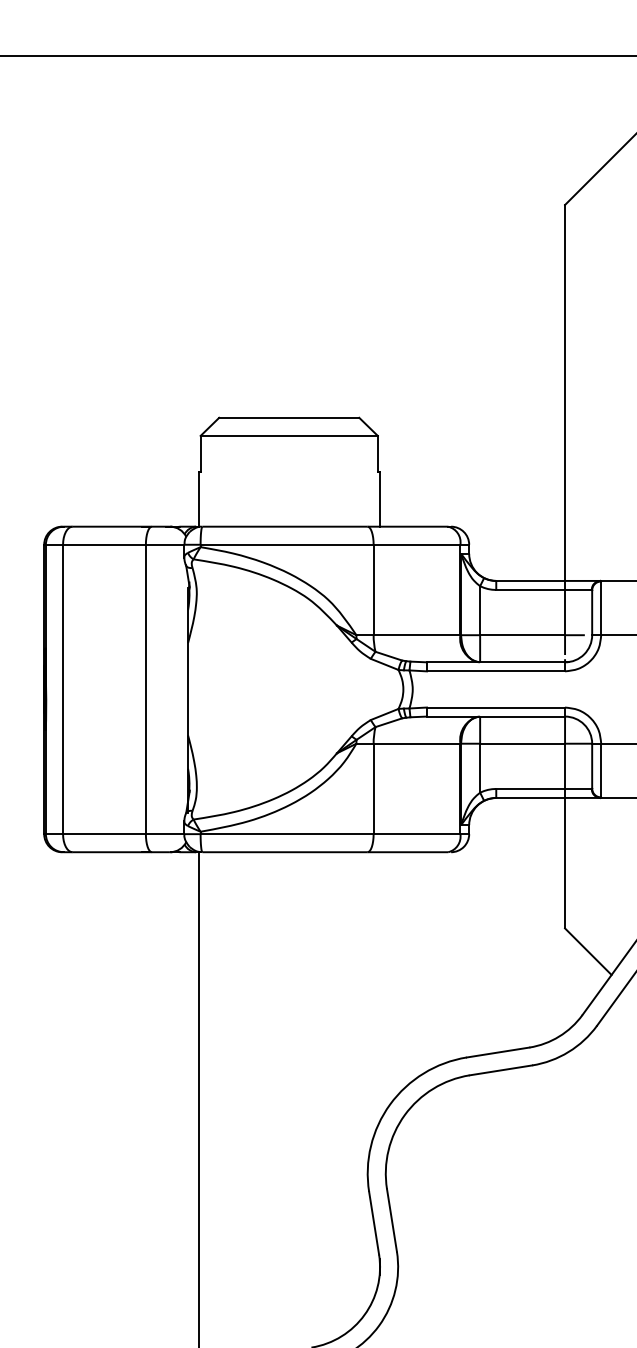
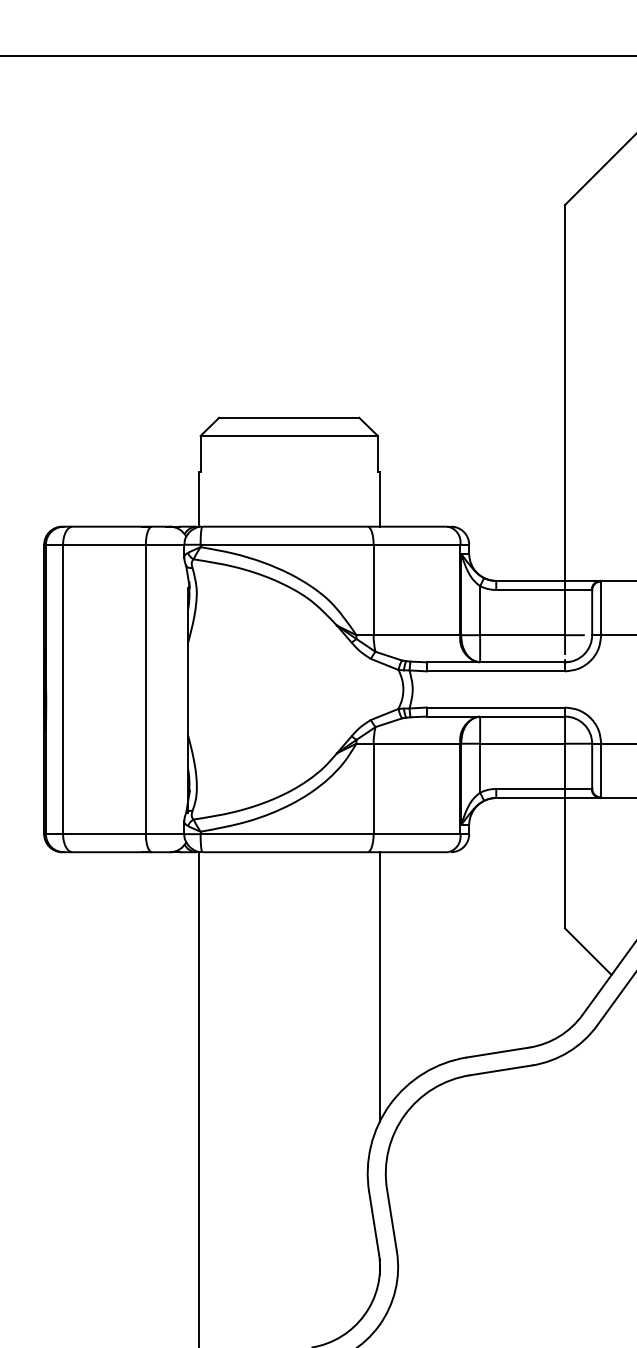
line: none -> present (379, 986)
